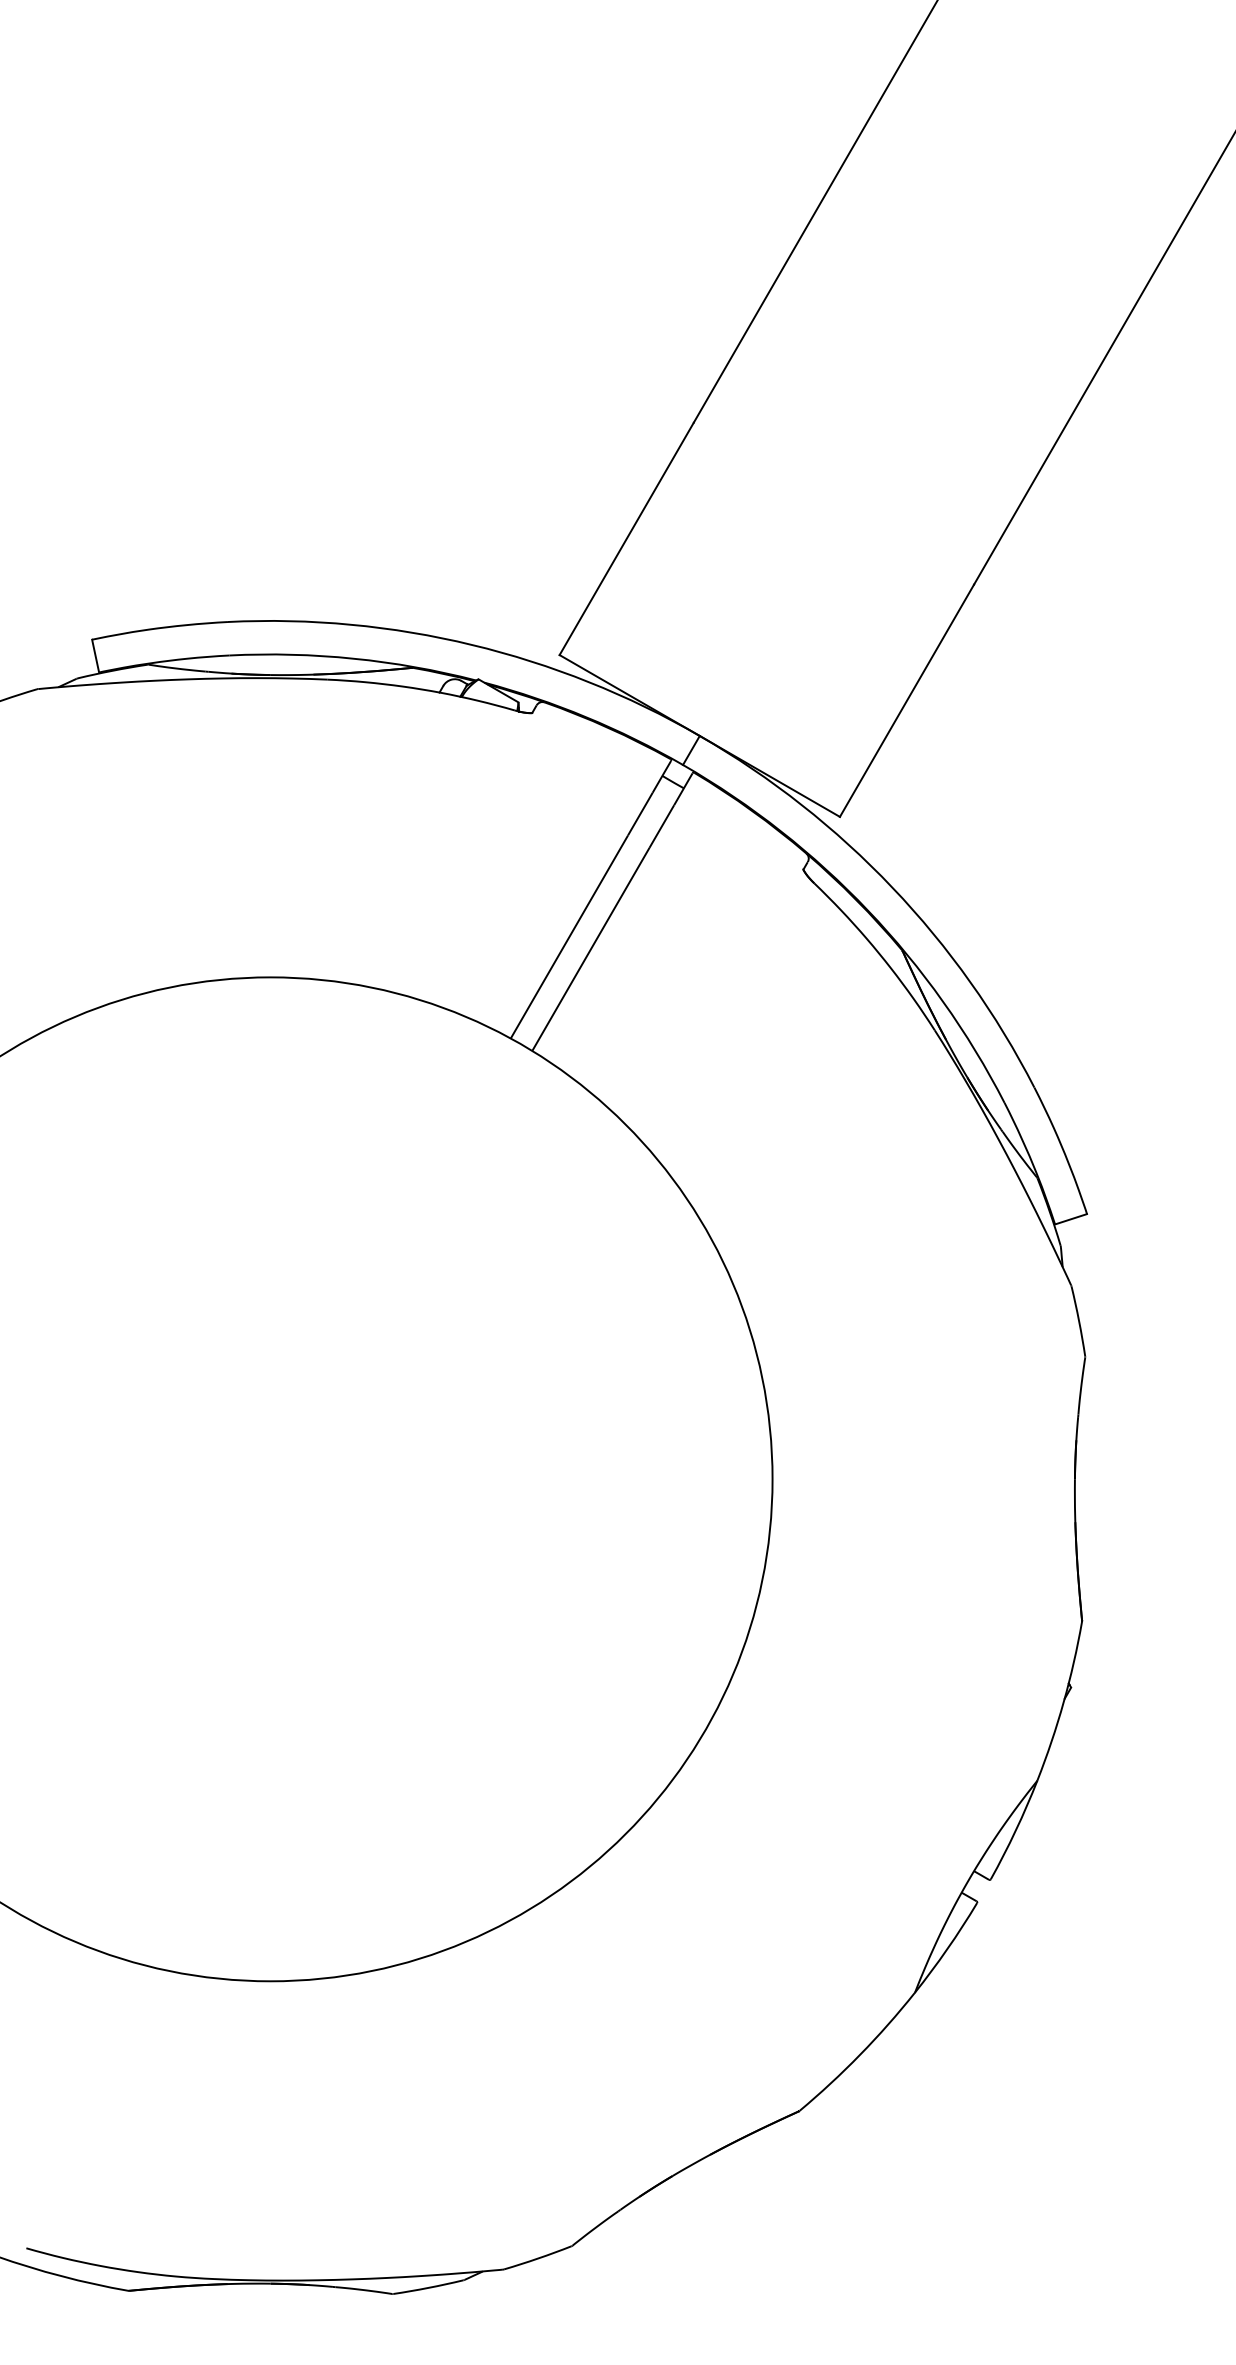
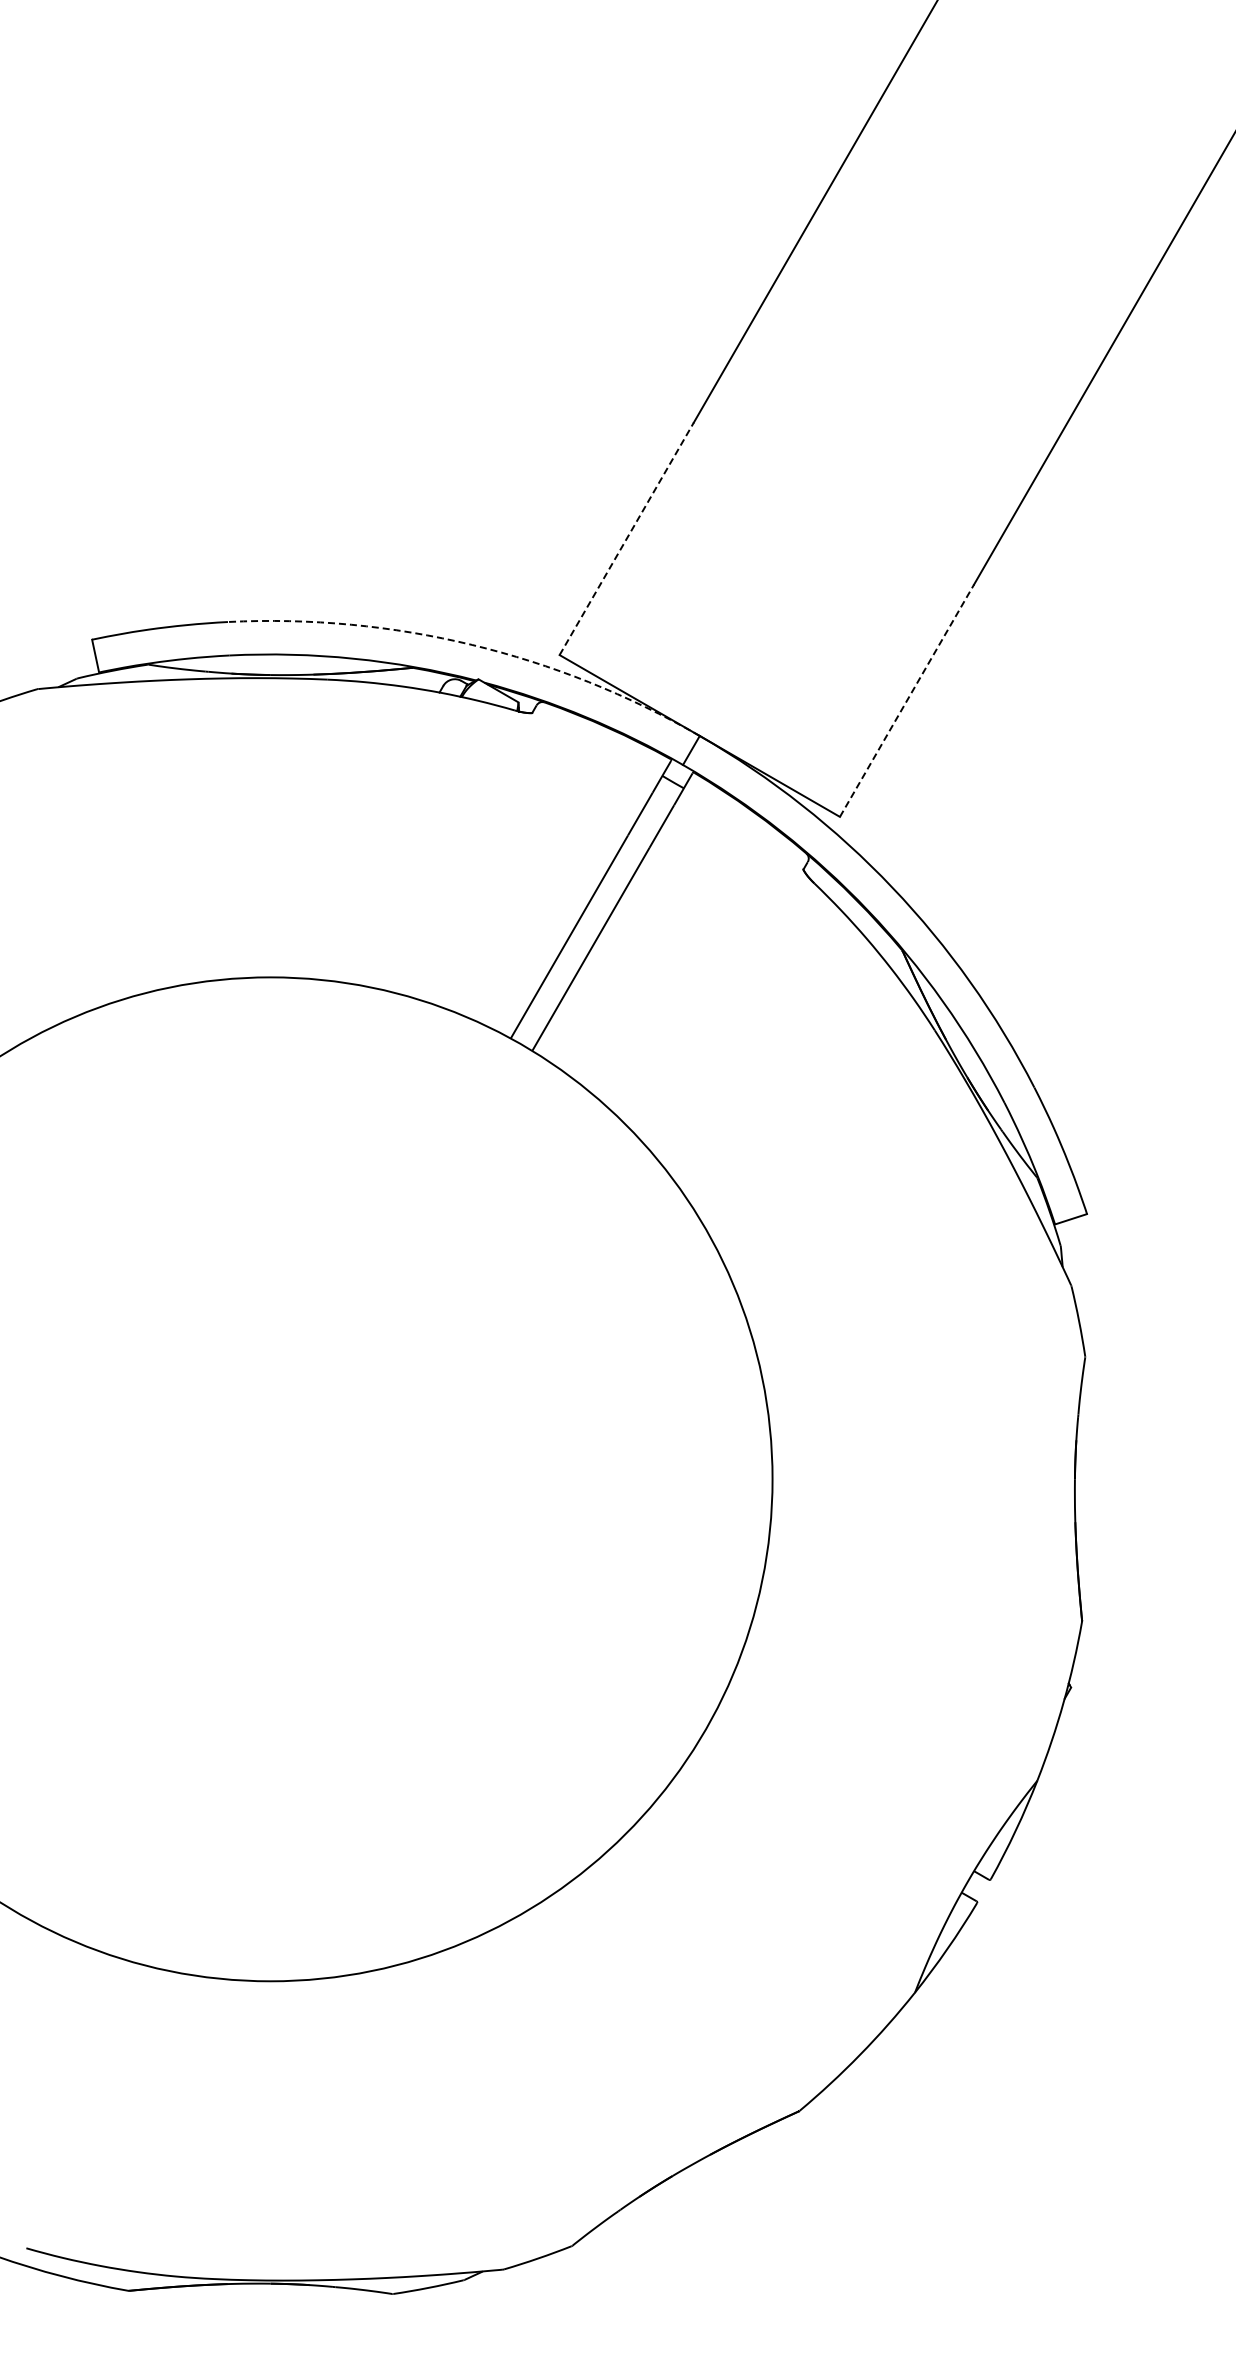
line: solid -> dashed (626, 538)
arc: solid -> dashed (472, 644)
line: solid -> dashed (907, 700)
